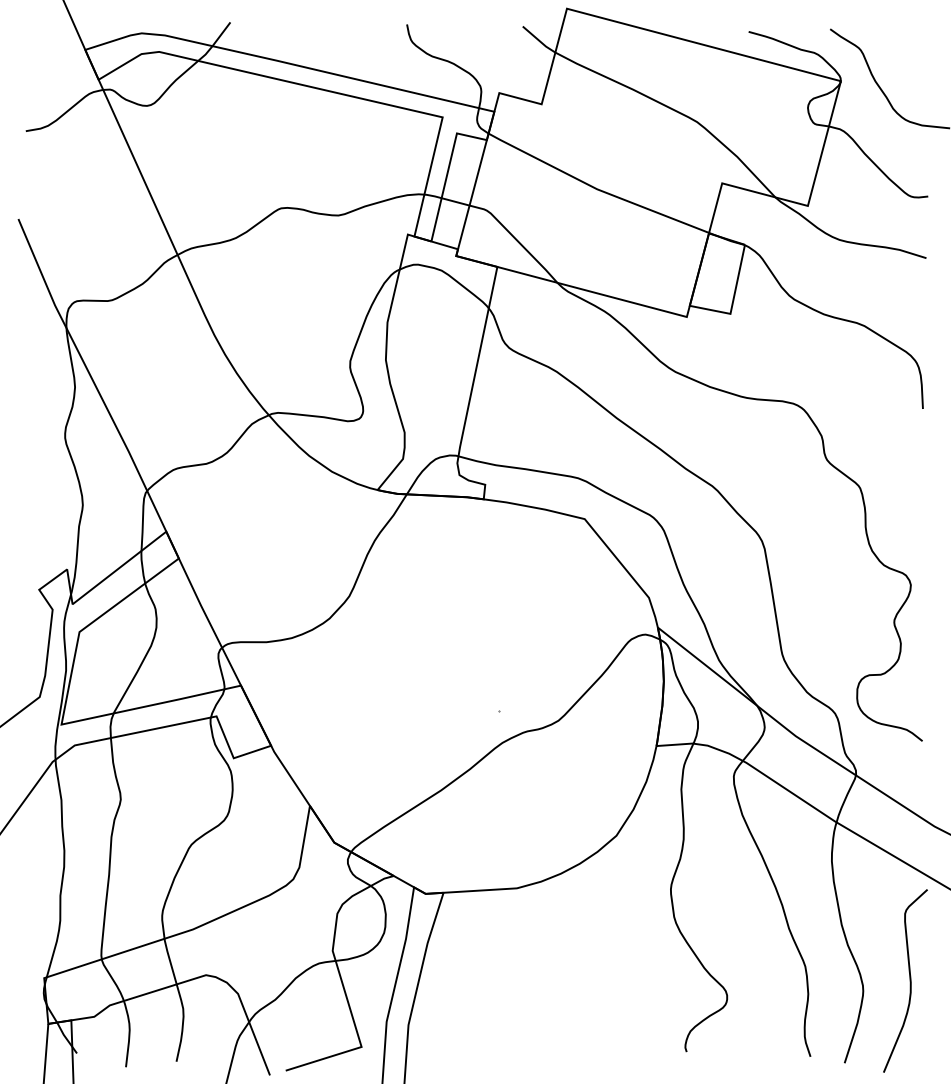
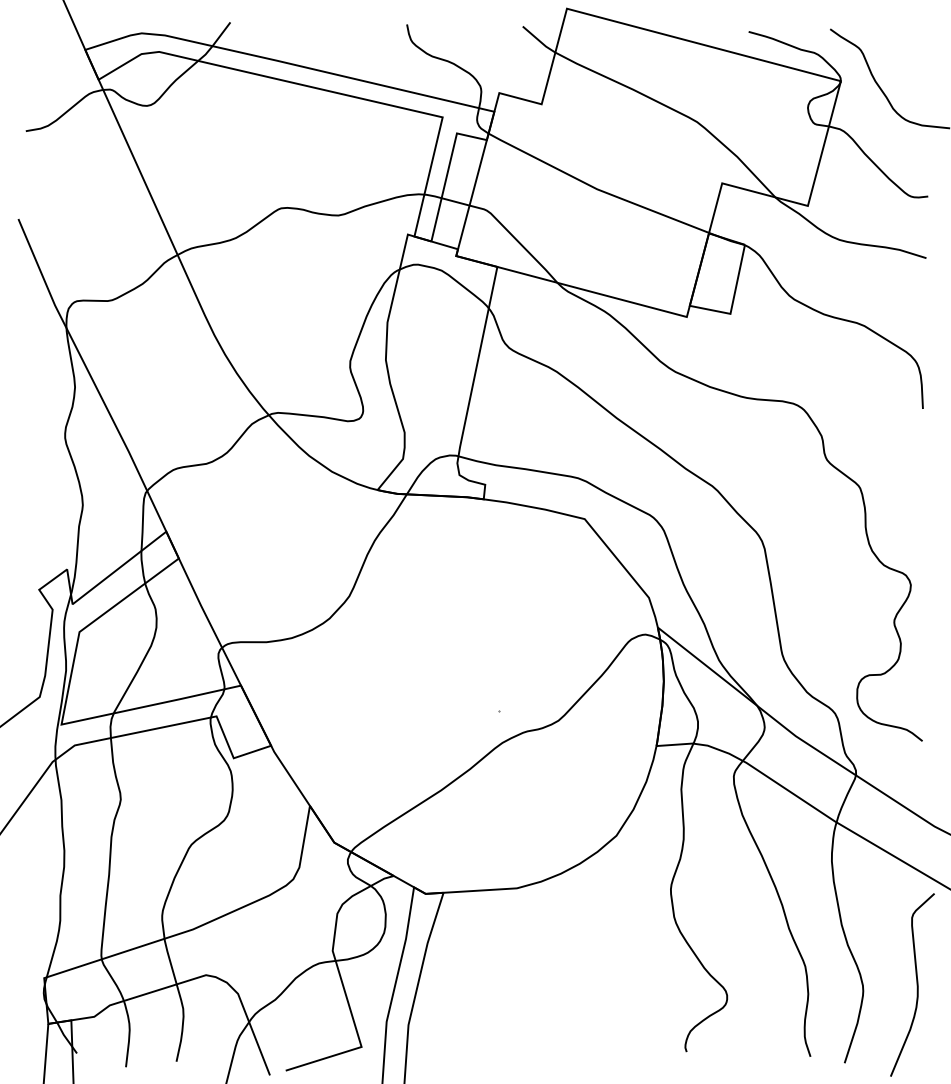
curve position: (909, 980) -> (916, 984) (916, 984)
